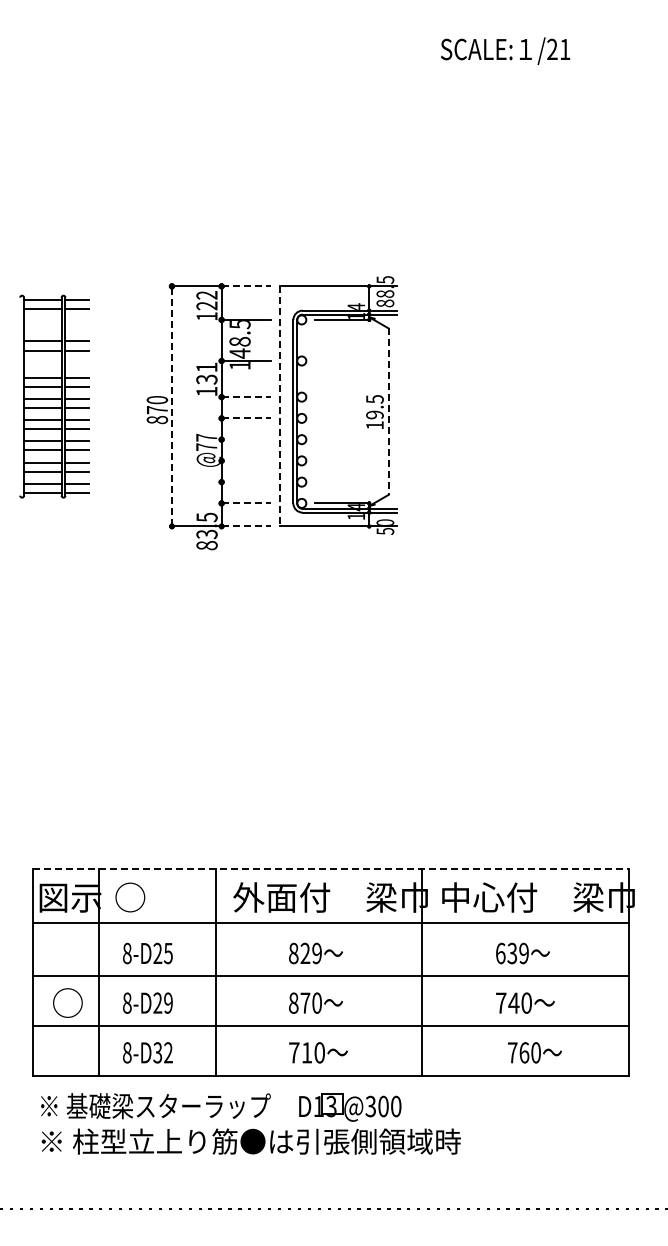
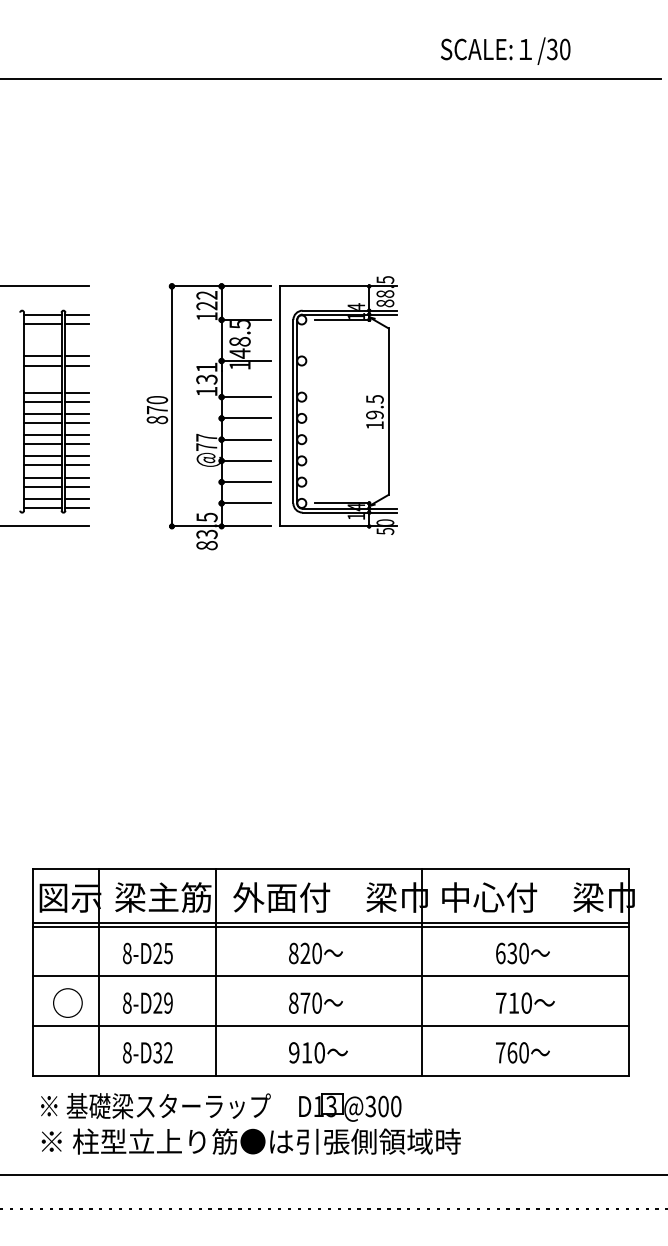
text: /21 -> /30 (558, 49)
line: none -> present (331, 78)
line: none -> present (45, 286)
line: dashed -> solid (246, 286)
part position: (54, 396) -> (54, 411) (54, 411)
line: dashed -> solid (246, 397)
line: dashed -> solid (171, 405)
line: dashed -> solid (279, 406)
line: dashed -> solid (388, 412)
line: dashed -> solid (246, 418)
line: none -> present (246, 439)
line: none -> present (246, 460)
line: none -> present (246, 482)
line: dashed -> solid (246, 503)
line: none -> present (45, 526)
line: dashed -> solid (246, 526)
line: dashed -> solid (331, 868)
text: ○ -> 梁主筋 (163, 897)
line: none -> present (330, 926)
text: 829 -> 820 (316, 953)
text: 639 -> 630 (523, 953)
text: 740 -> 710 (513, 1002)
text: 710 -> 910 (294, 1052)
text position: (534, 1052) -> (522, 1052) (522, 1052)
line: none -> present (333, 1175)
